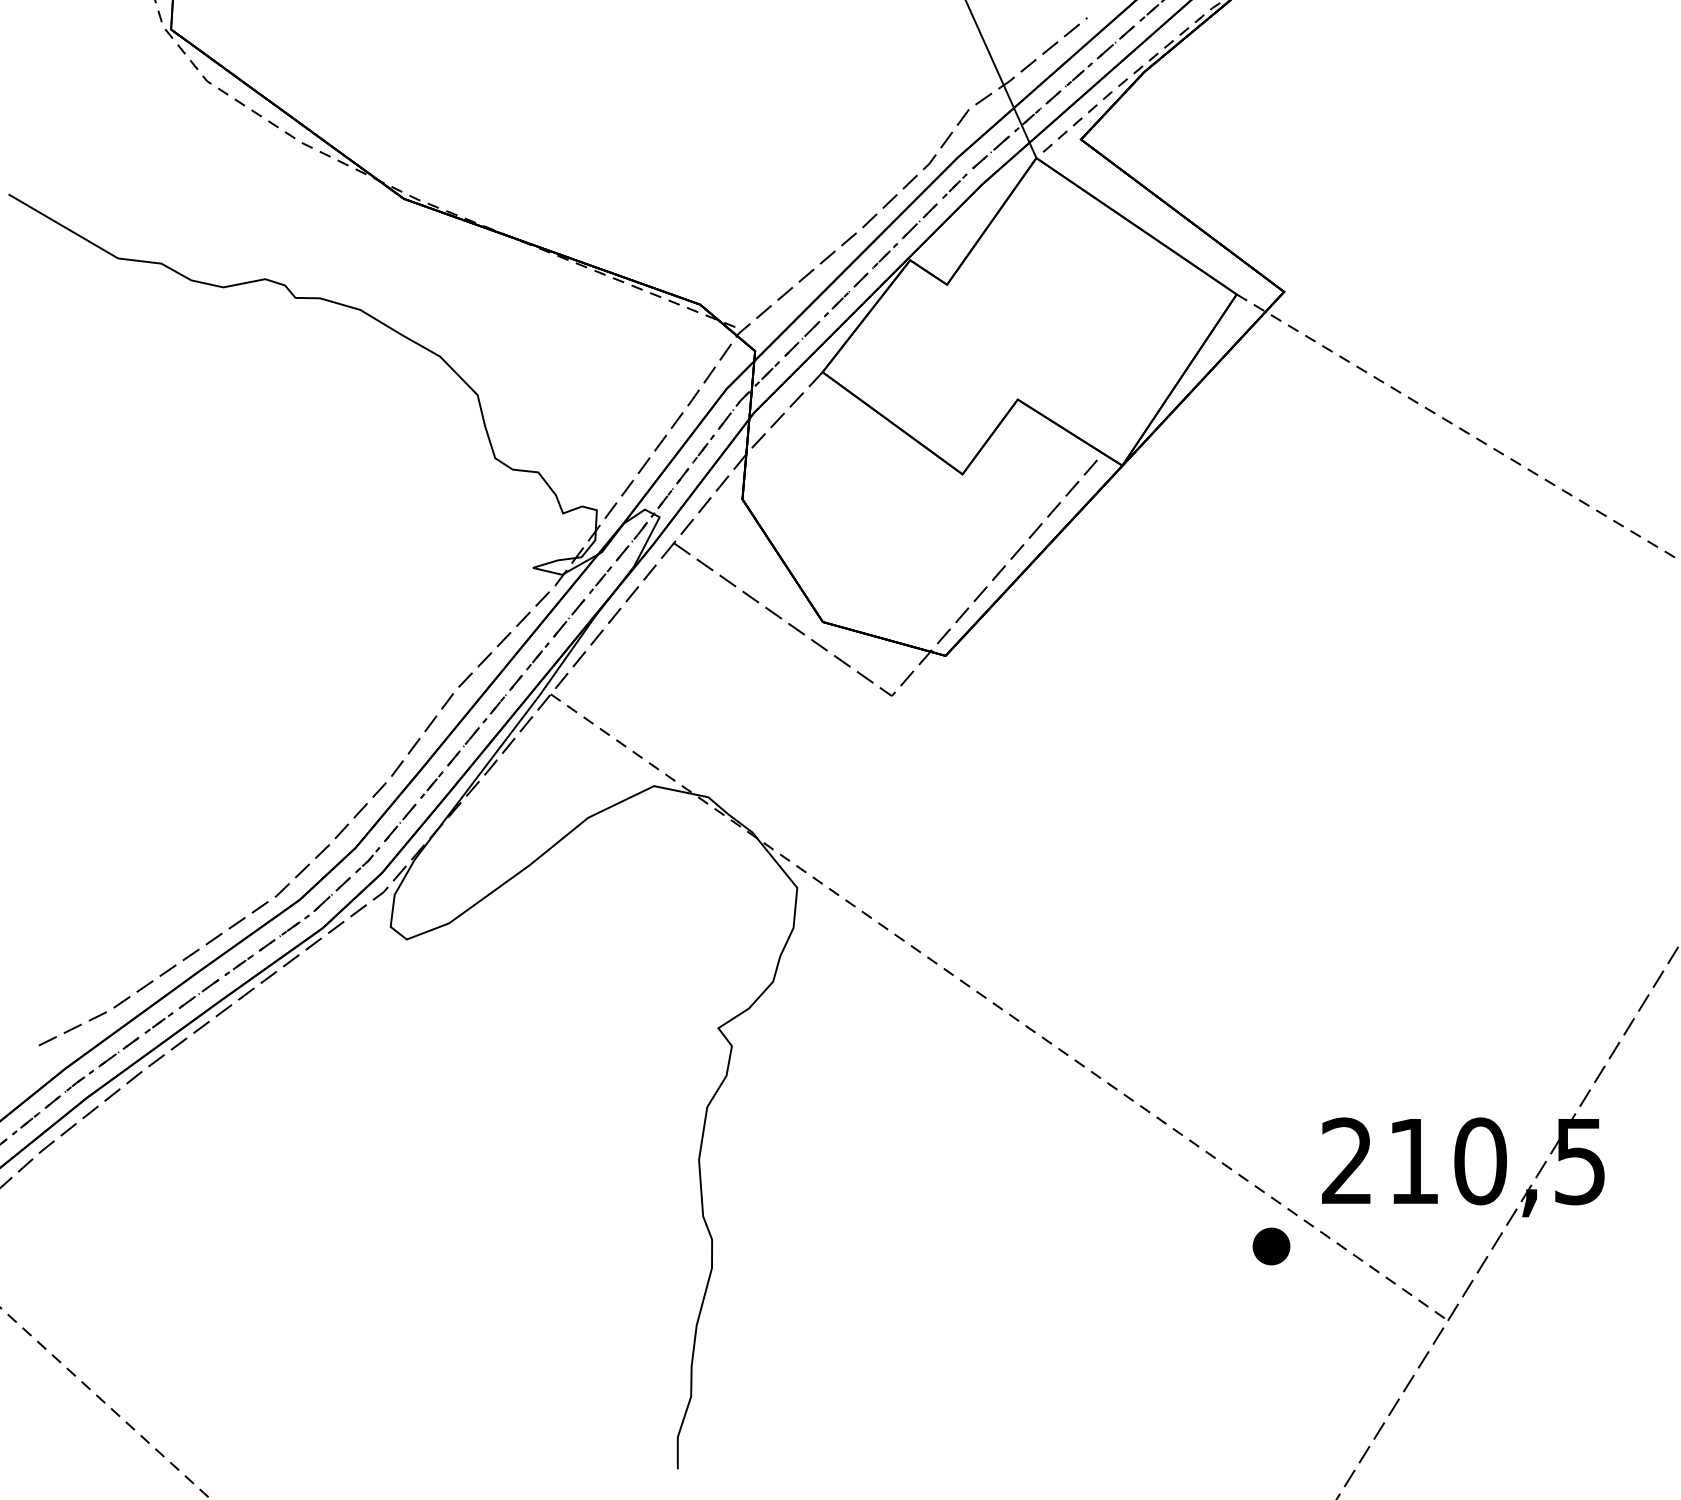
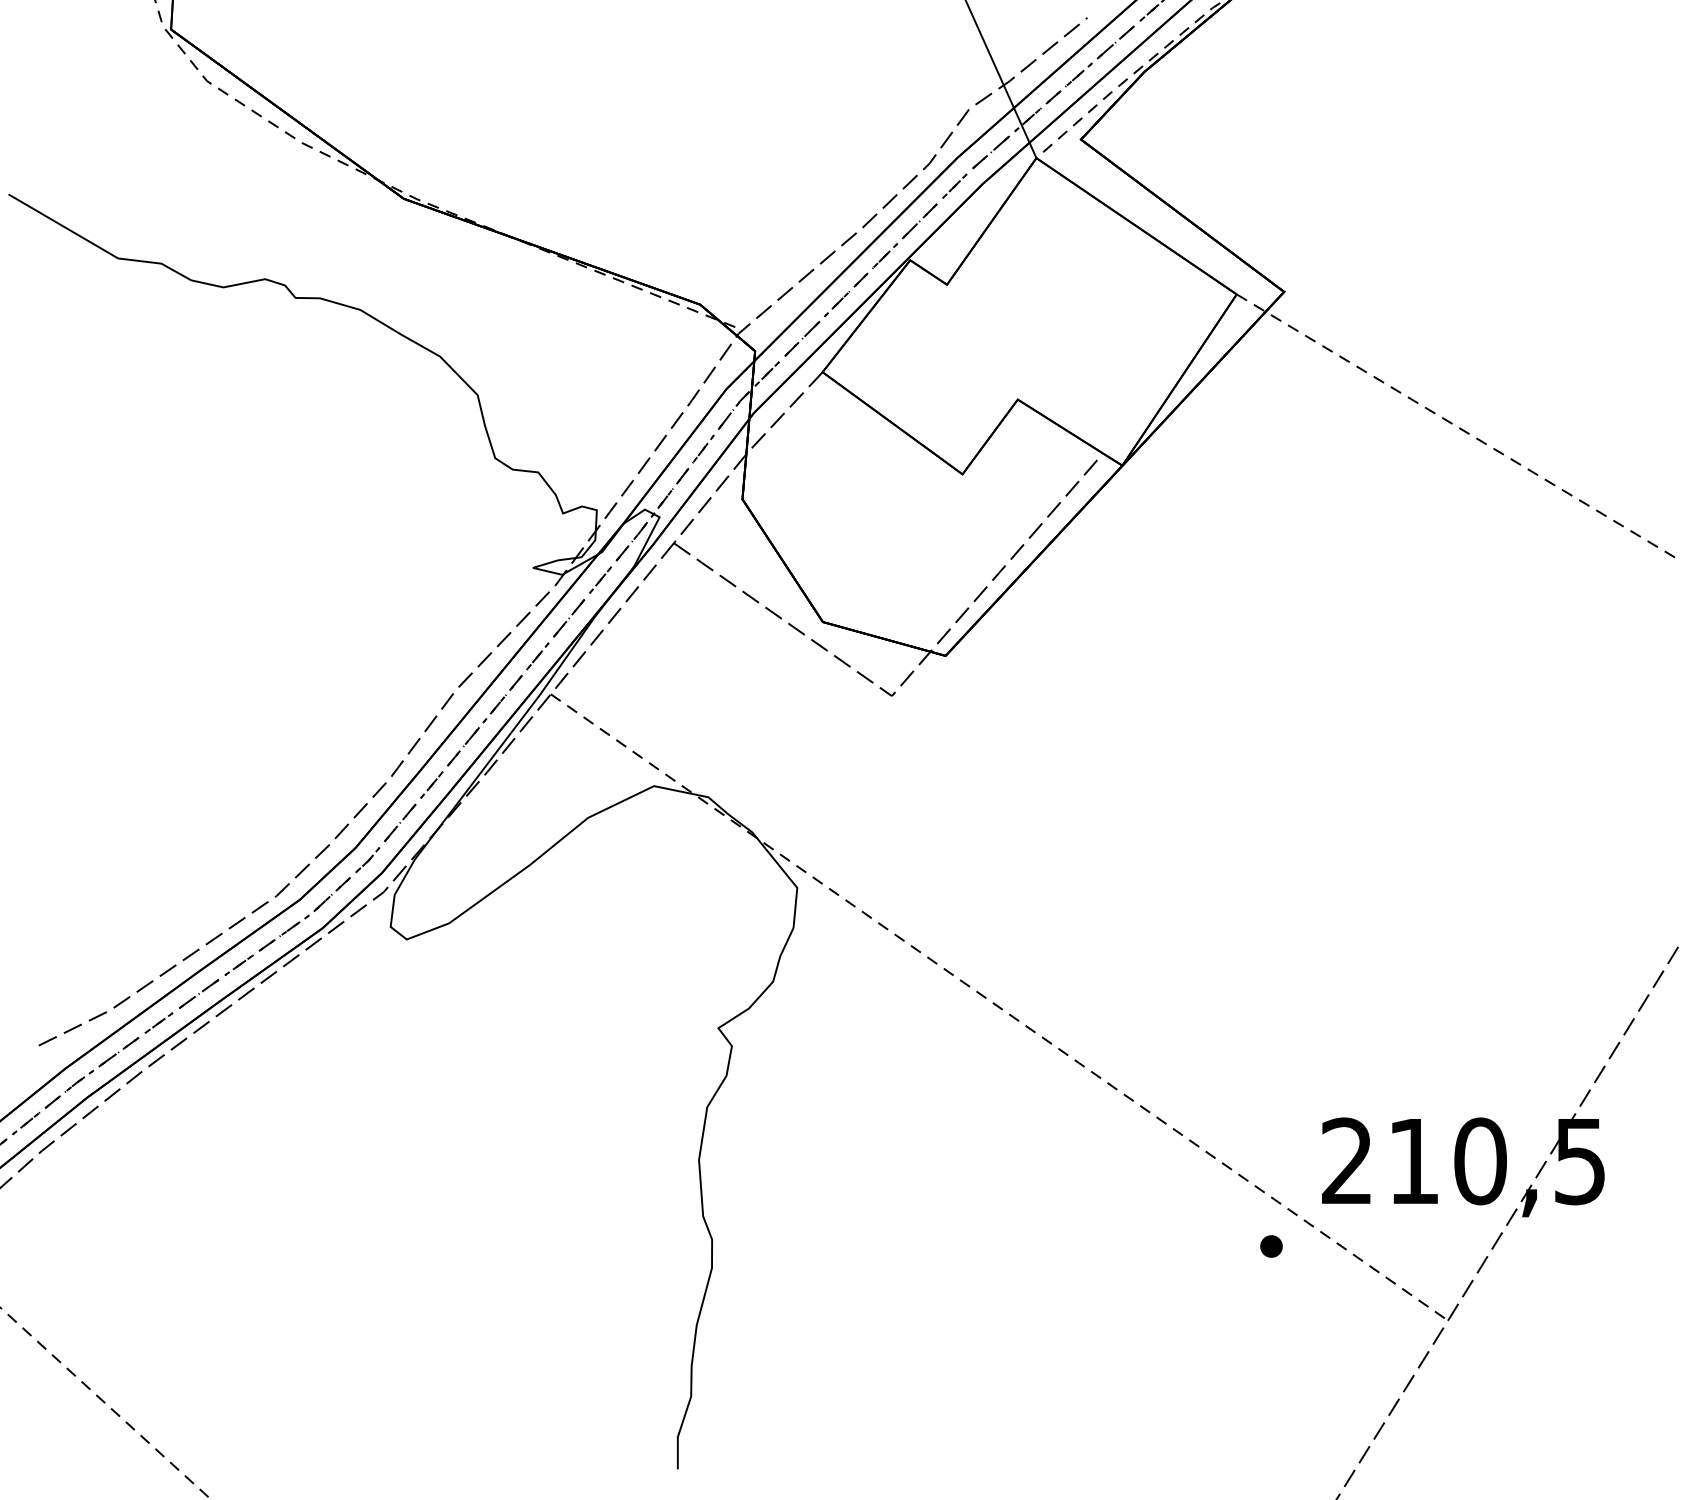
part size: 39x39 px -> 23x23 px (1271, 1246)
